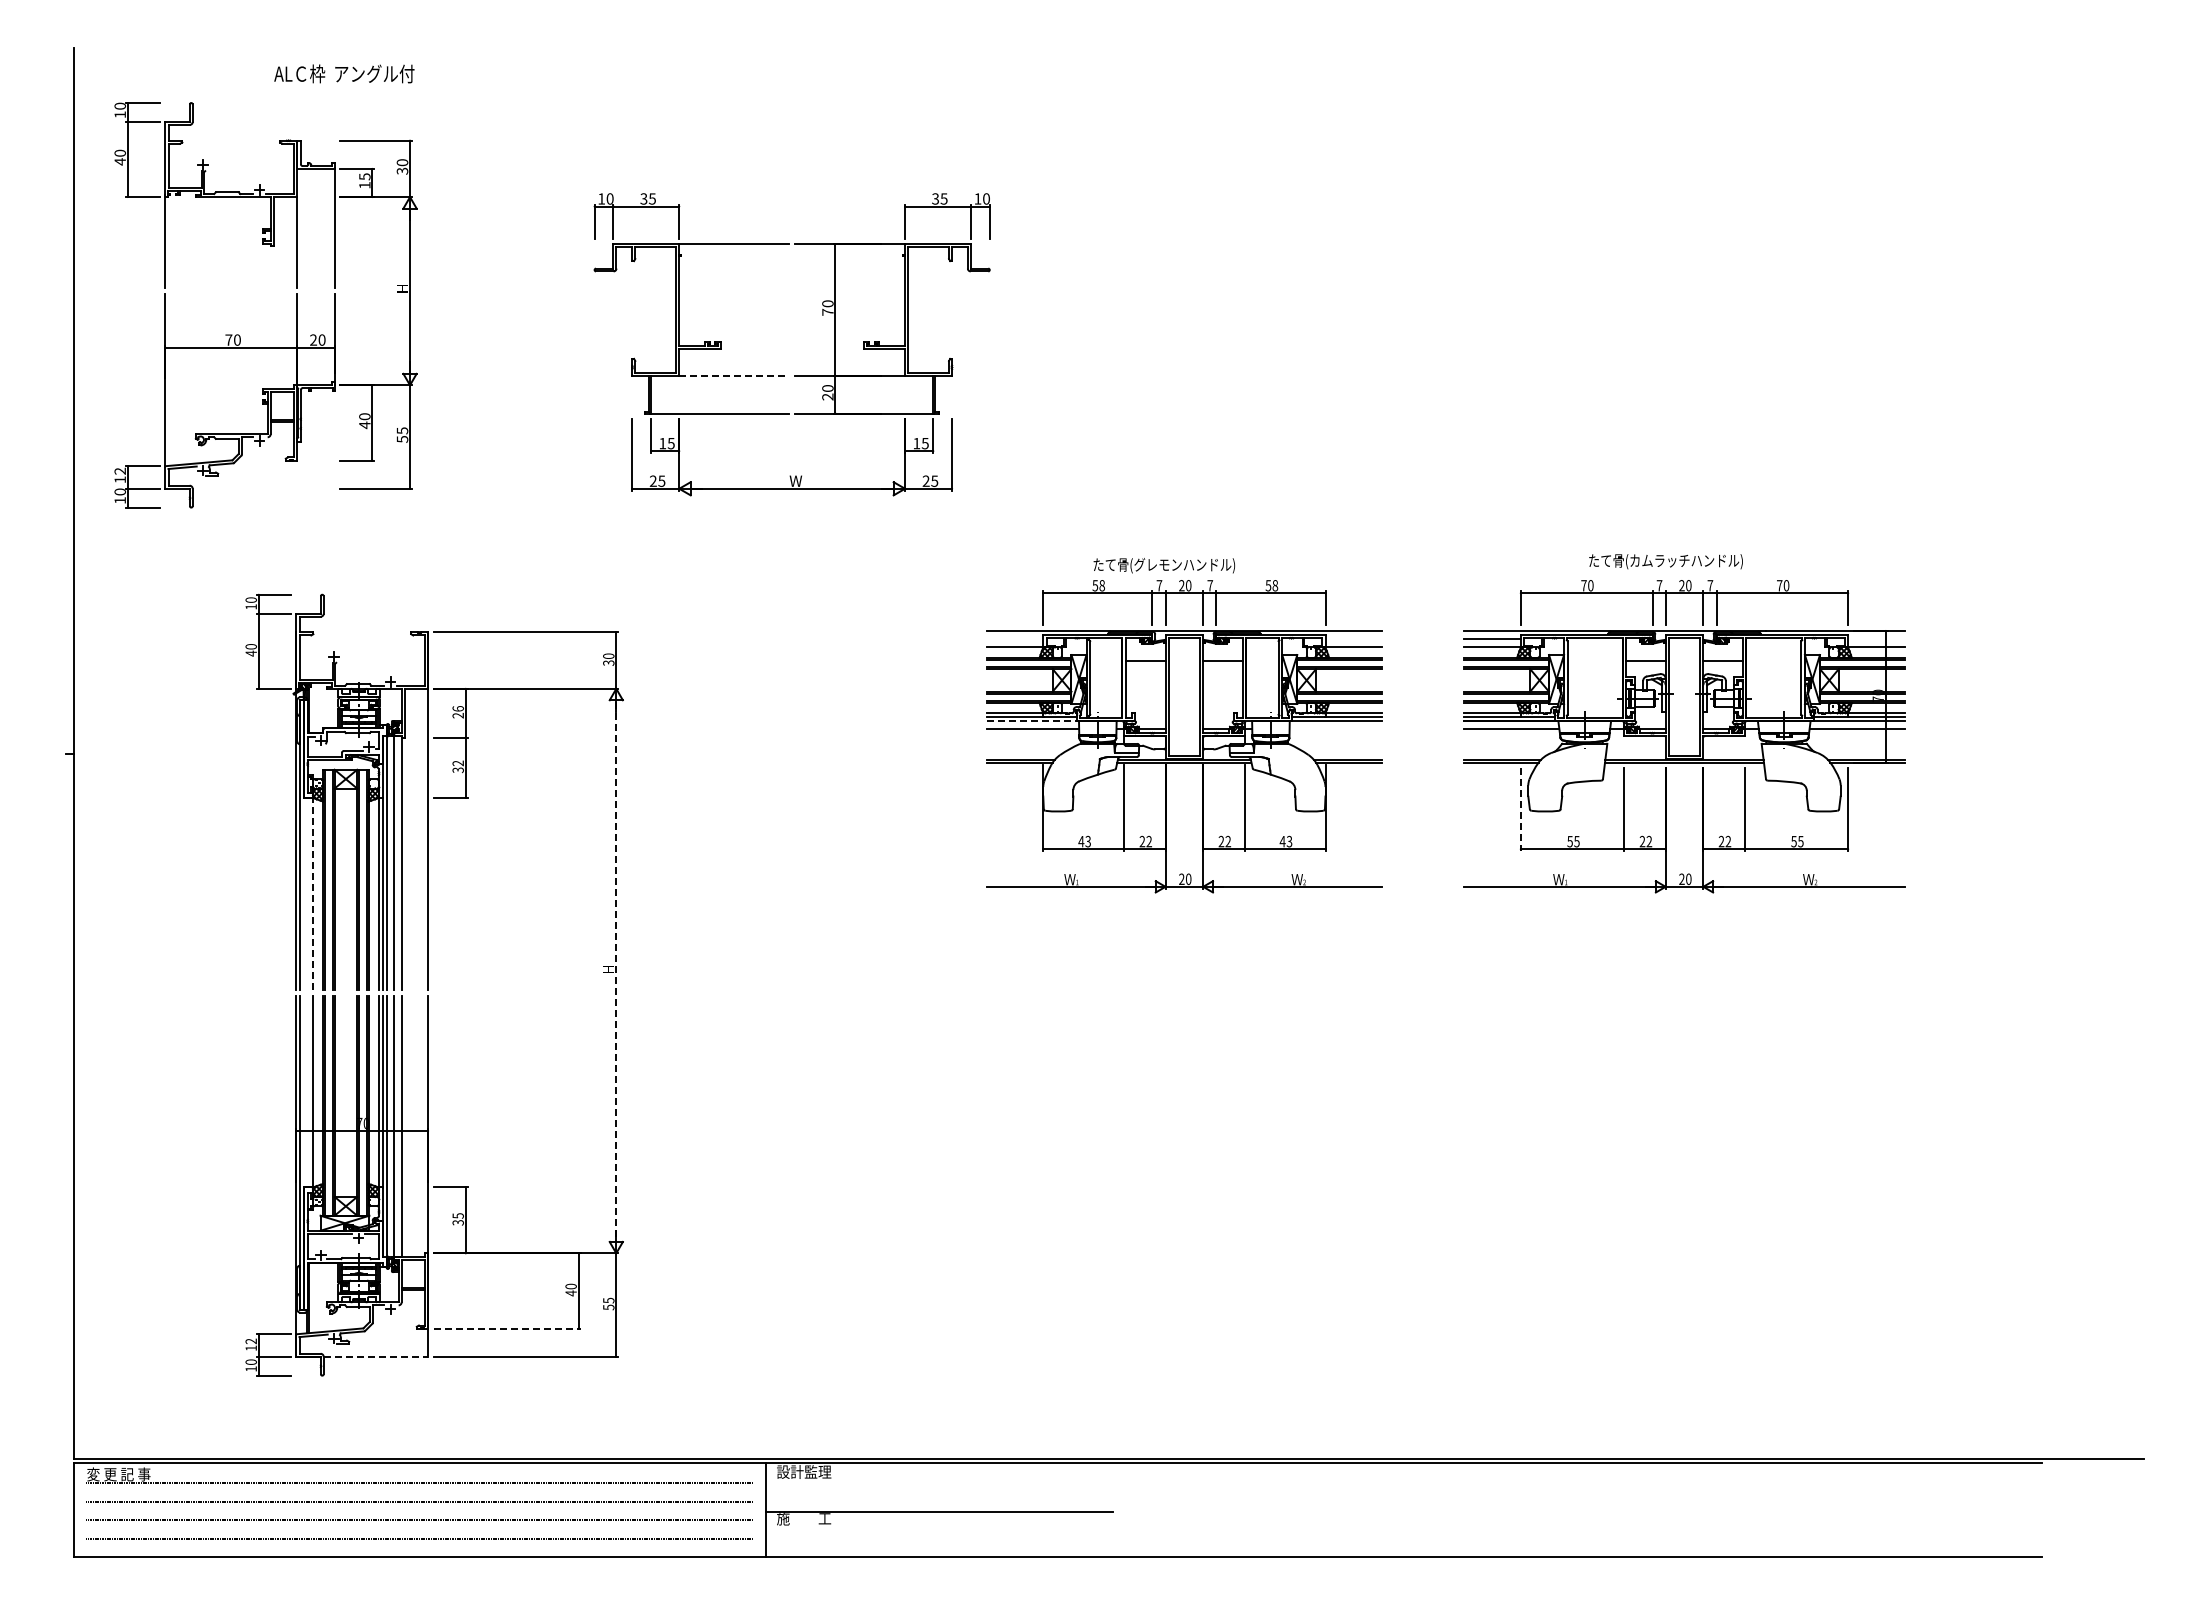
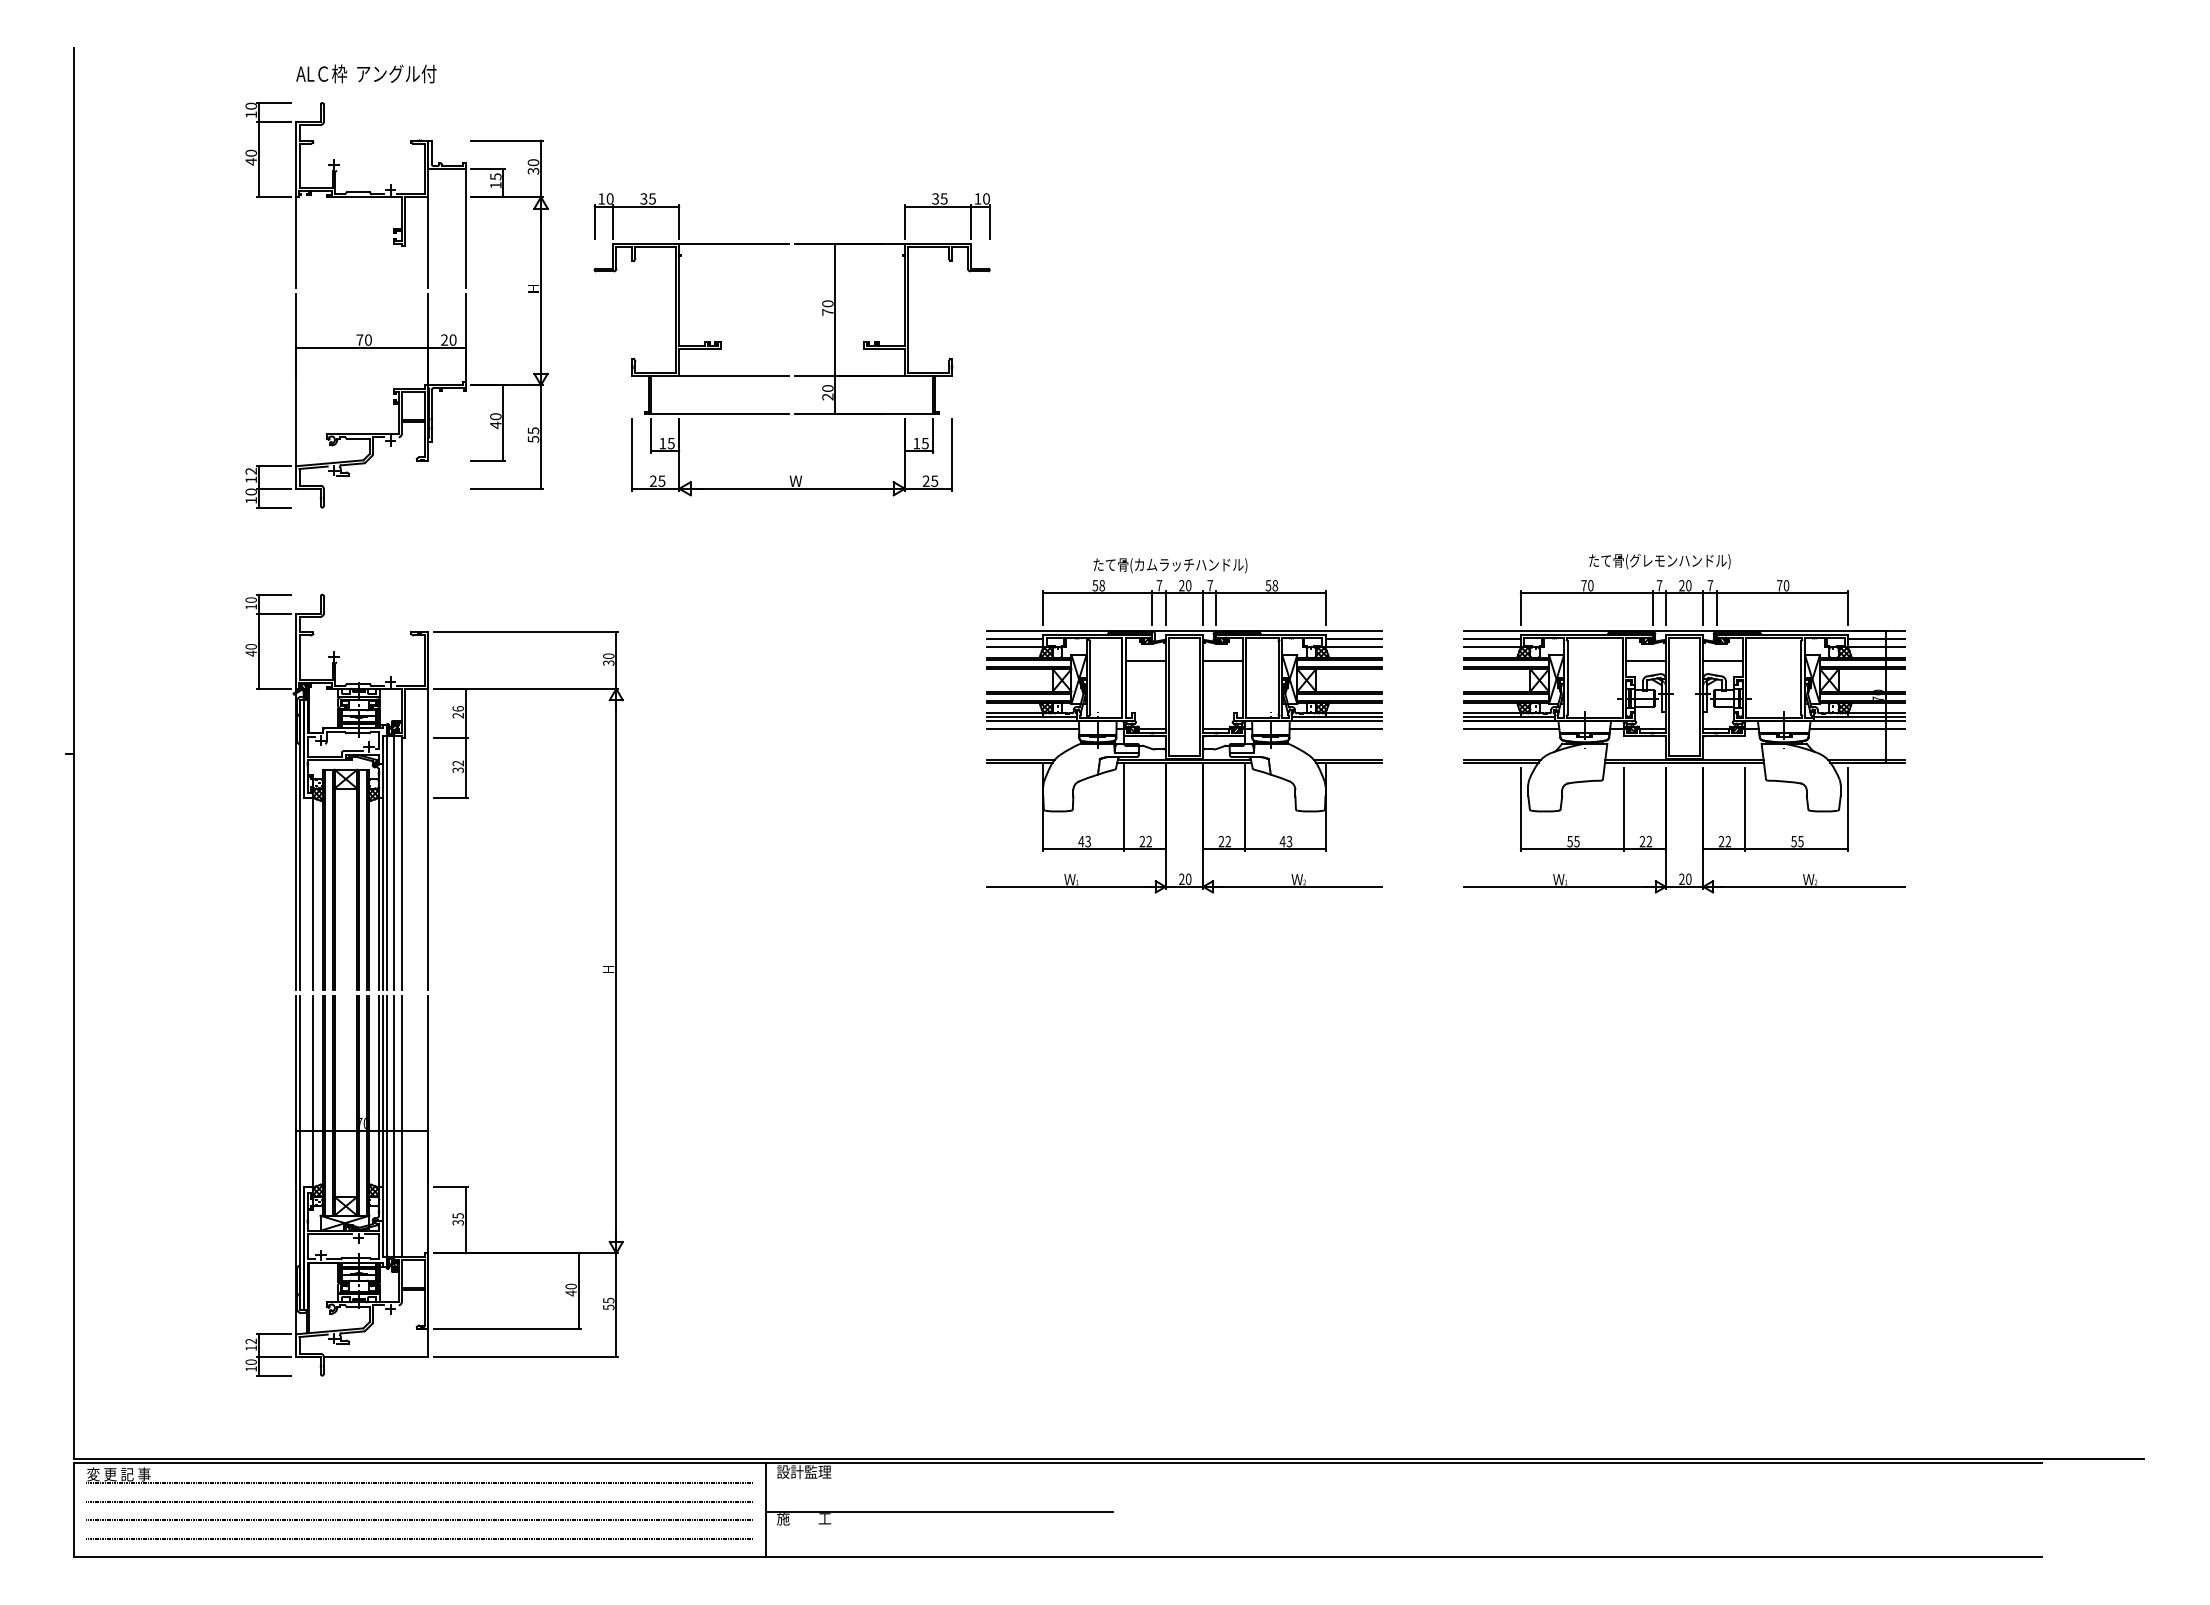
text position: (344, 73) -> (366, 73) (366, 73)
part position: (296, 305) -> (427, 305) (427, 305)
line: dashed -> solid (734, 375)
text: たて骨(カムラッチハンドル) -> たて骨(グレモンハンドル) (1686, 561)
text: たて骨(グレモンハンドル) -> たて骨(カムラッチハンドル) (1190, 565)
line: none -> present (1014, 638)
line: none -> present (1353, 638)
line: none -> present (1876, 638)
line: dashed -> solid (1032, 721)
line: none -> present (1335, 728)
line: dashed -> solid (1520, 810)
line: dashed -> solid (312, 893)
line: dashed -> solid (616, 971)
line: dashed -> solid (507, 1328)
line: dashed -> solid (376, 1356)
